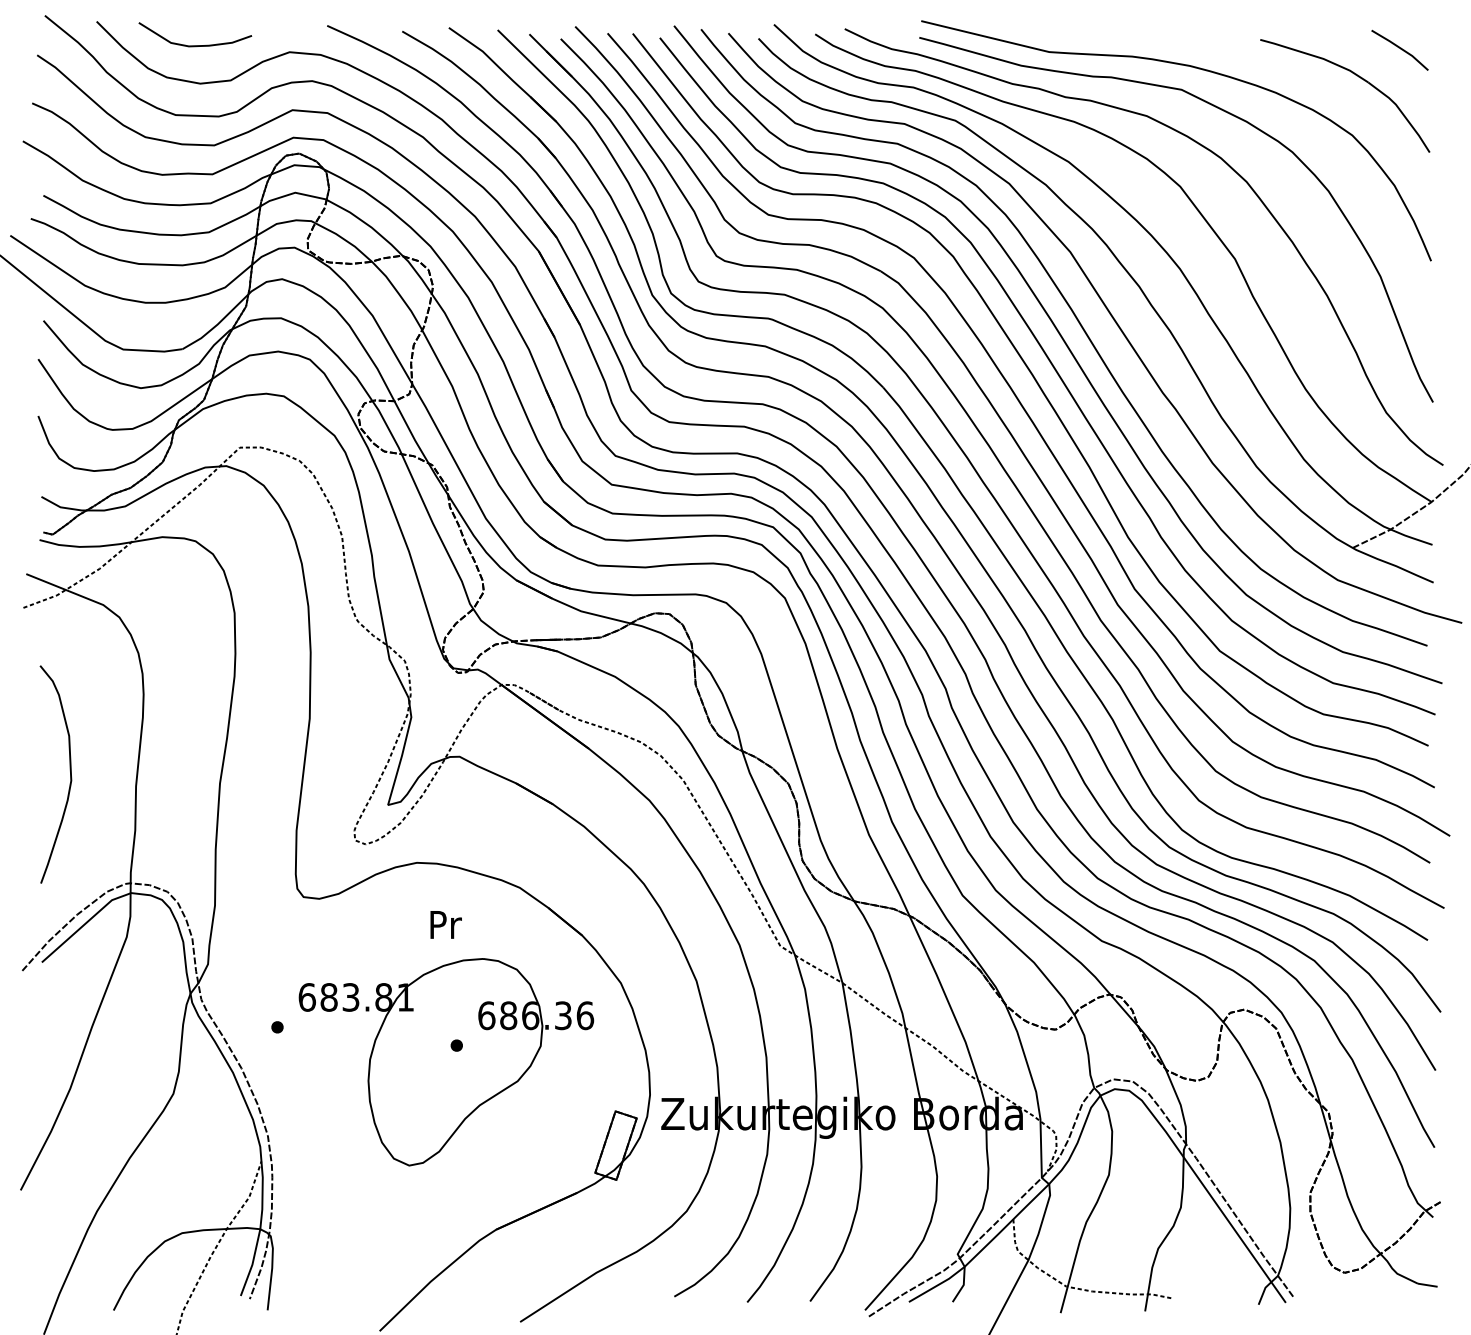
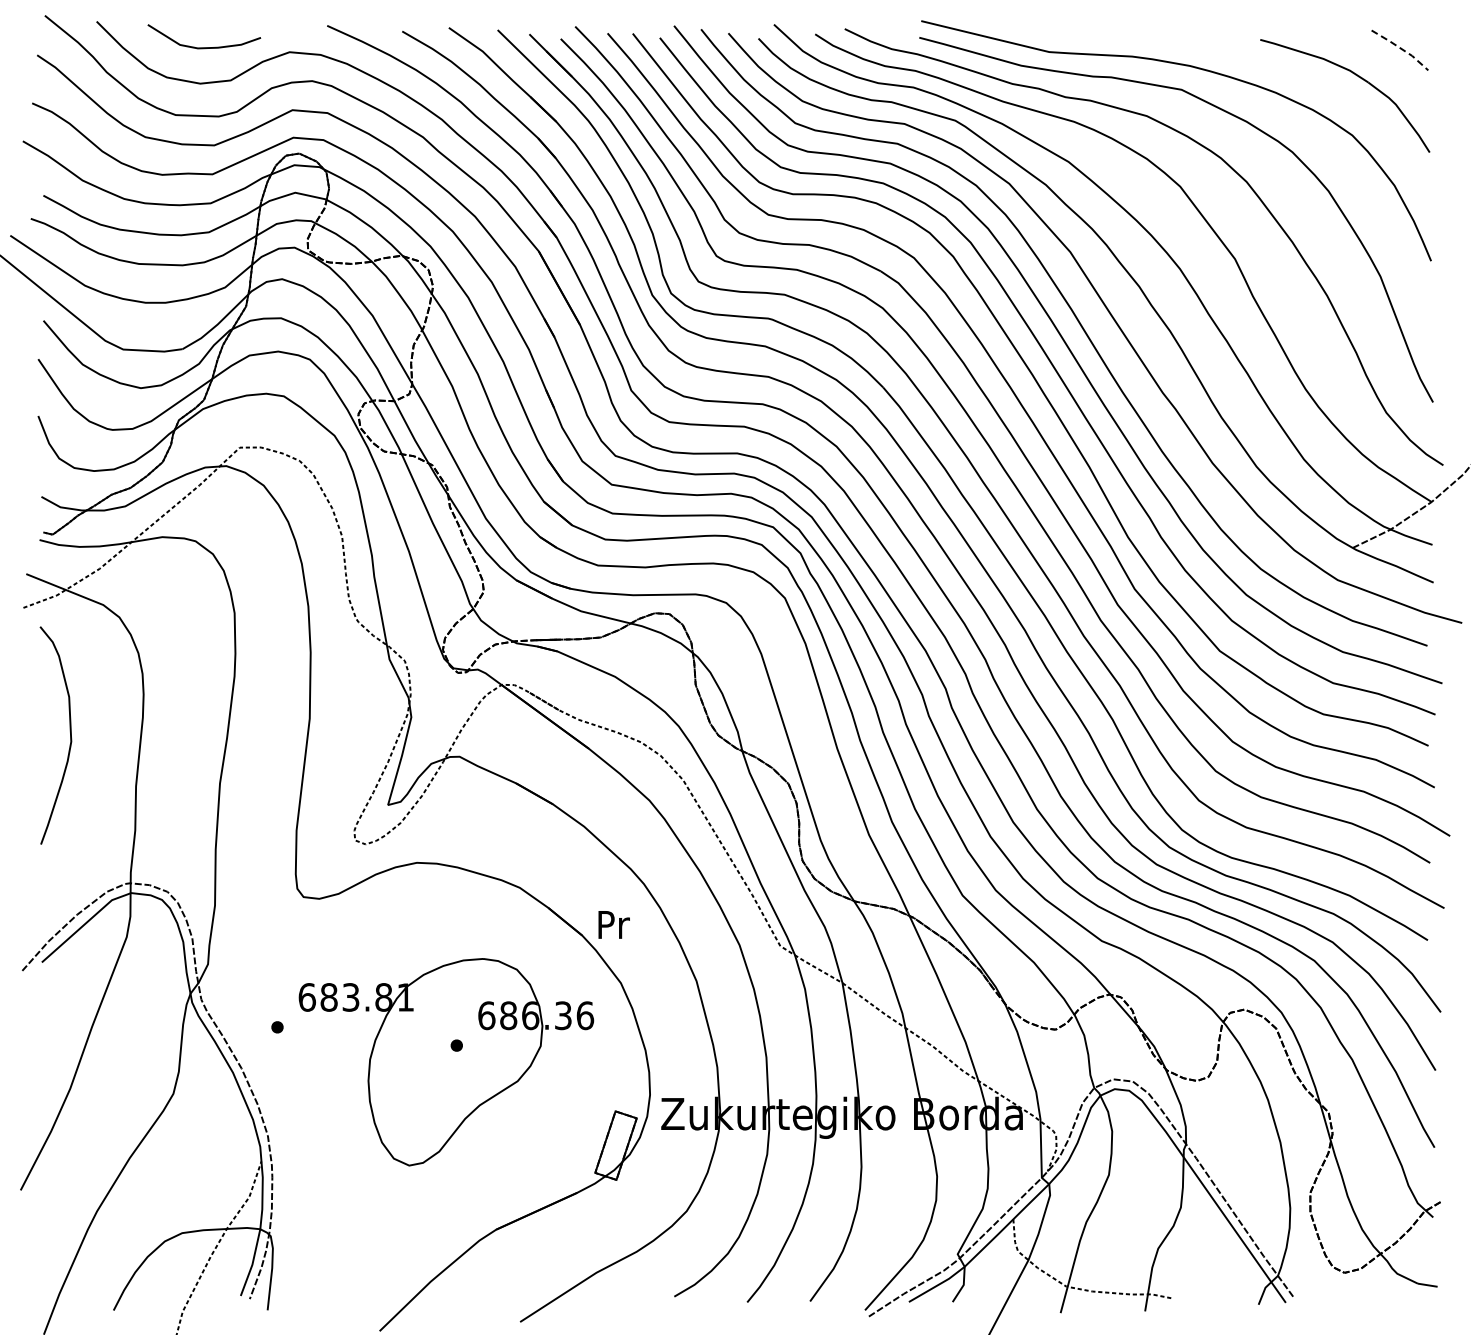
curve position: (195, 45) -> (204, 47) (204, 47)
line: solid -> dashed (1401, 48)
curve position: (69, 770) -> (69, 731) (69, 731)
text position: (445, 924) -> (613, 924) (613, 924)
